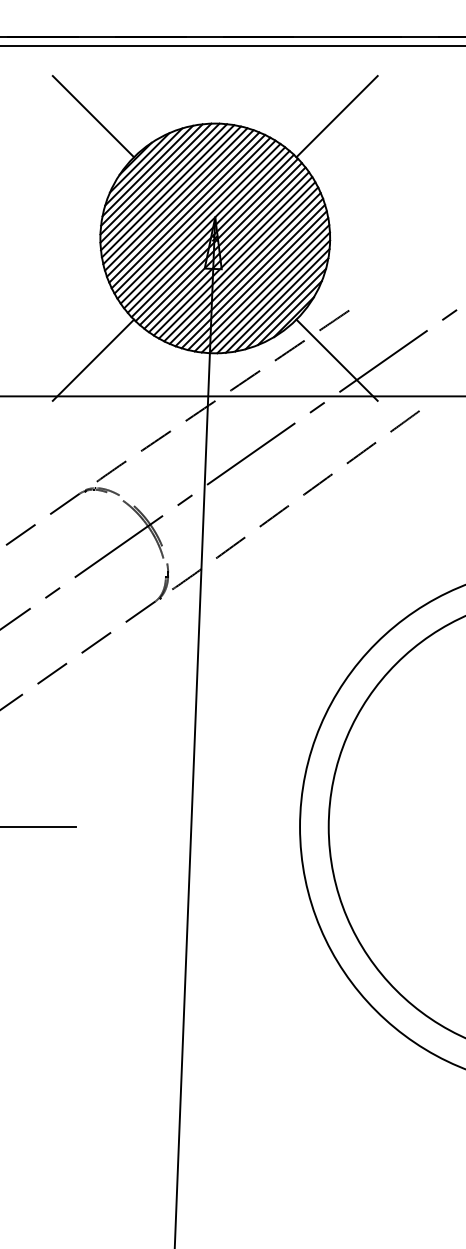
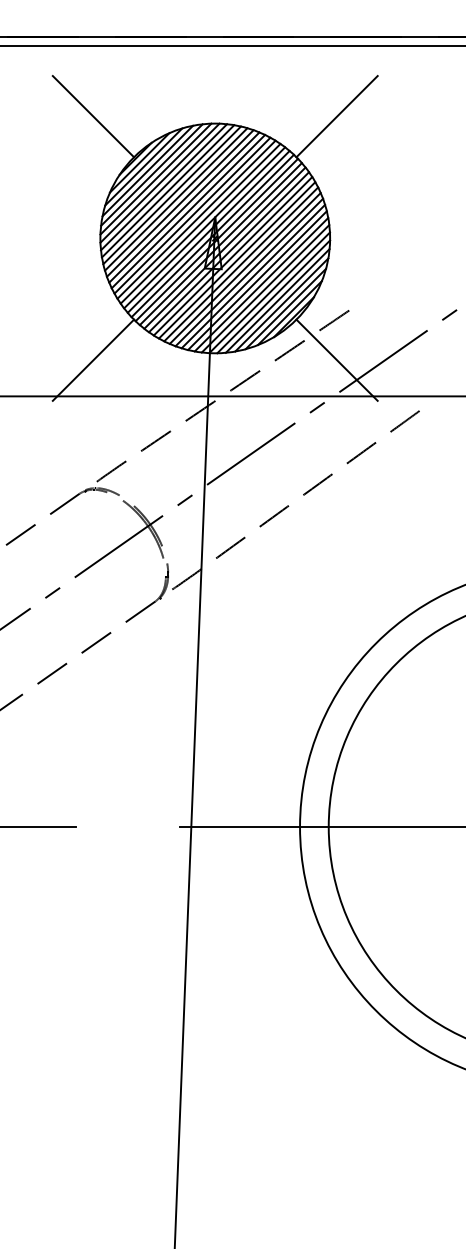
line: none -> present (320, 827)
